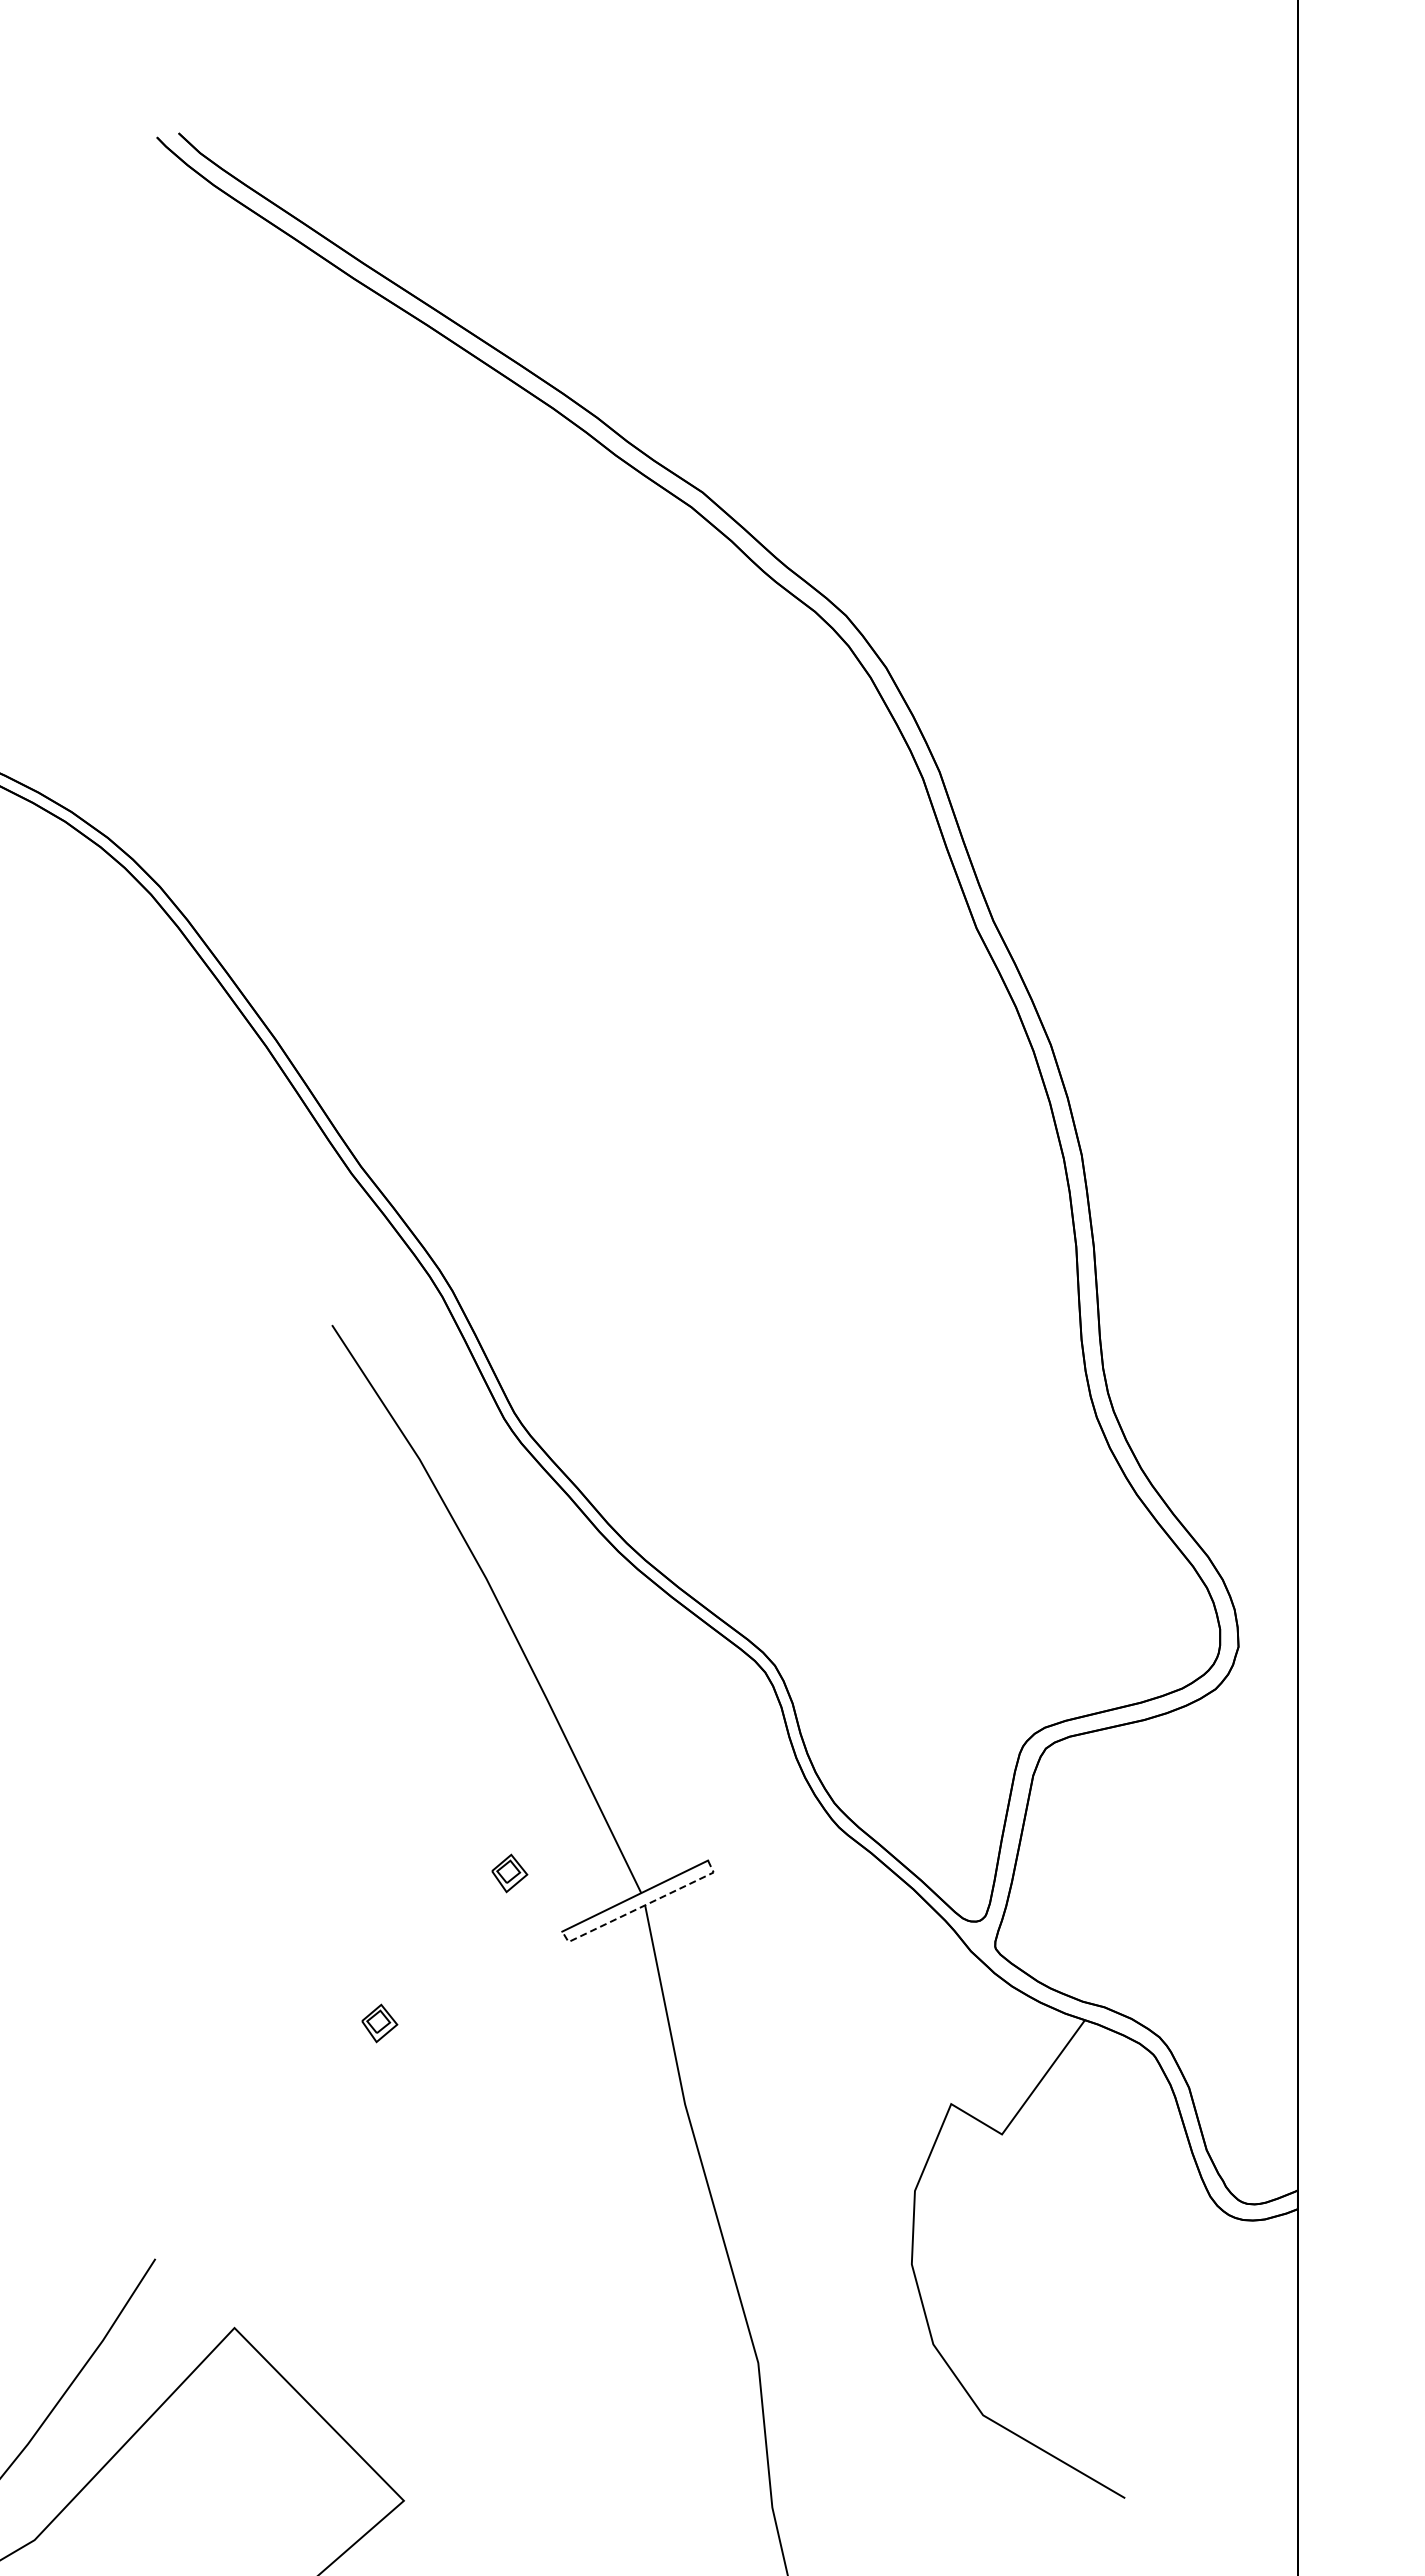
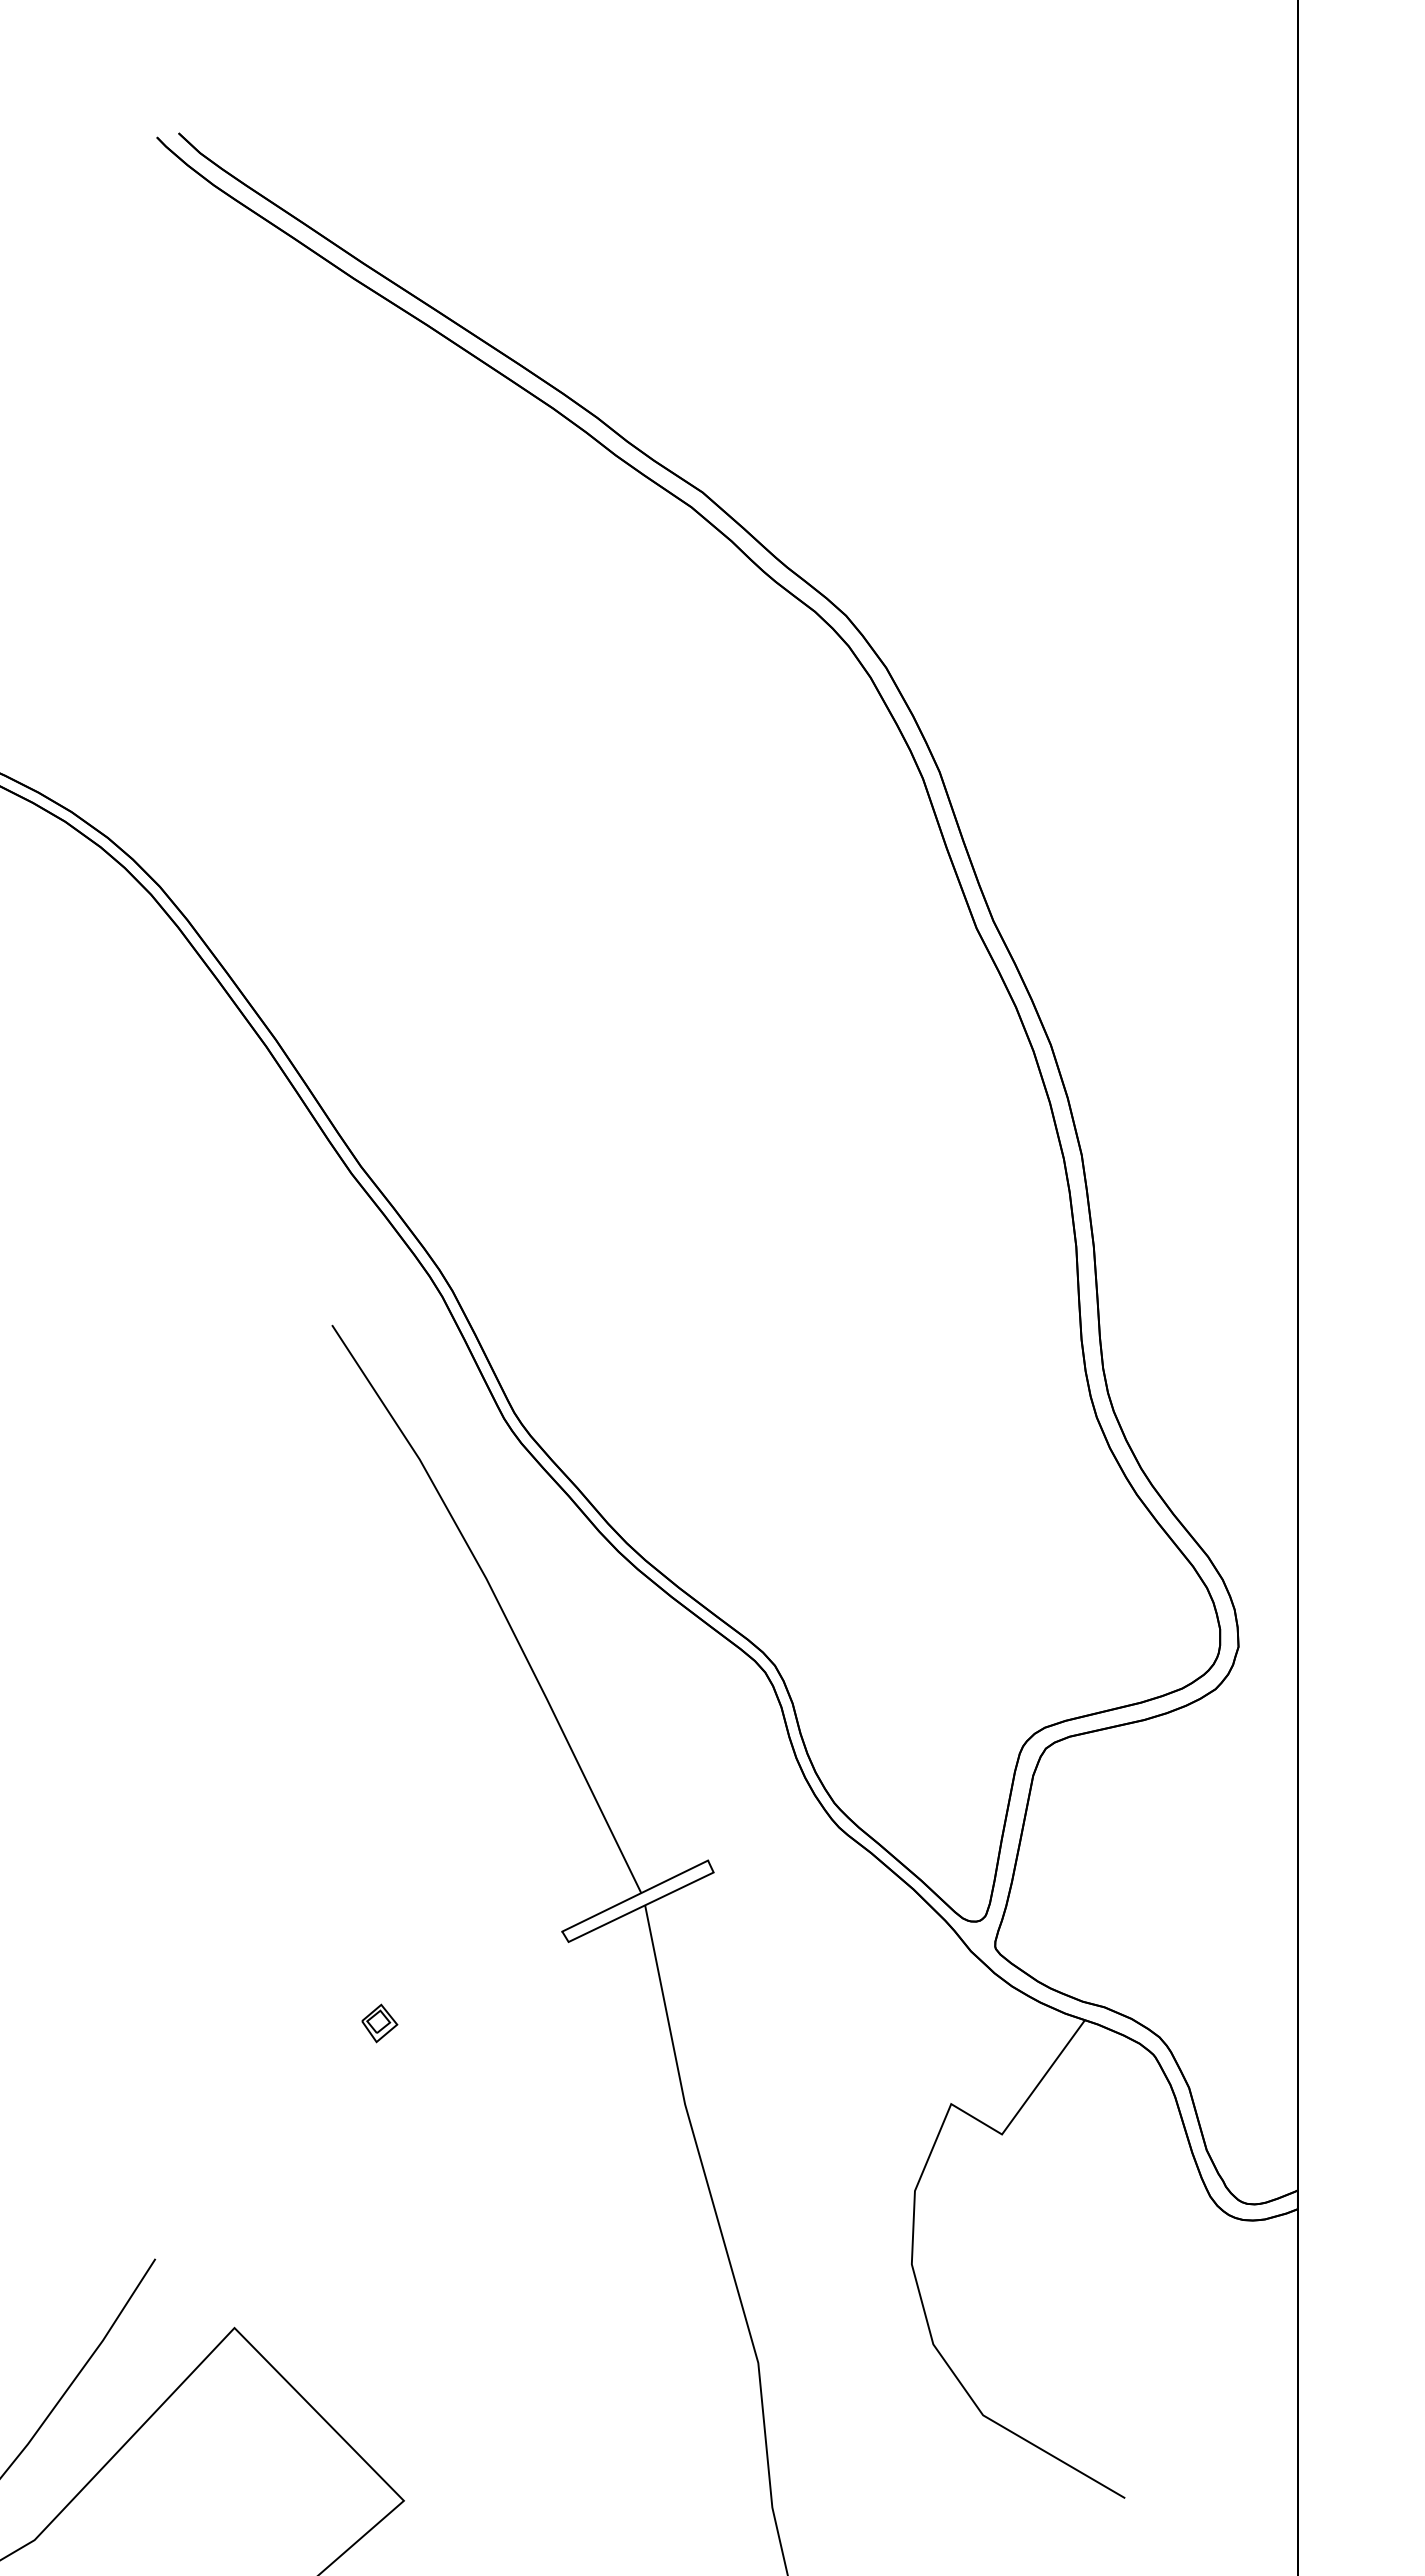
part: present -> none (509, 1873)
line: dashed -> solid (641, 1907)
